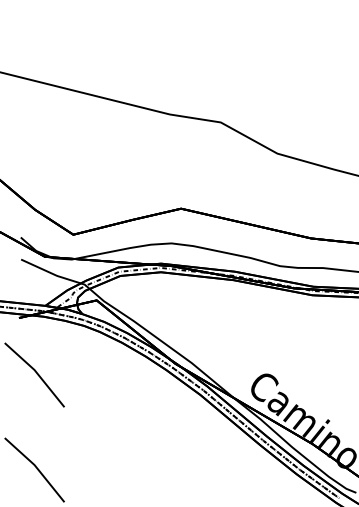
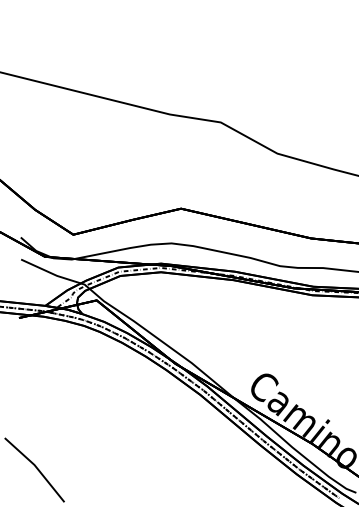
line: present -> none (36, 374)
